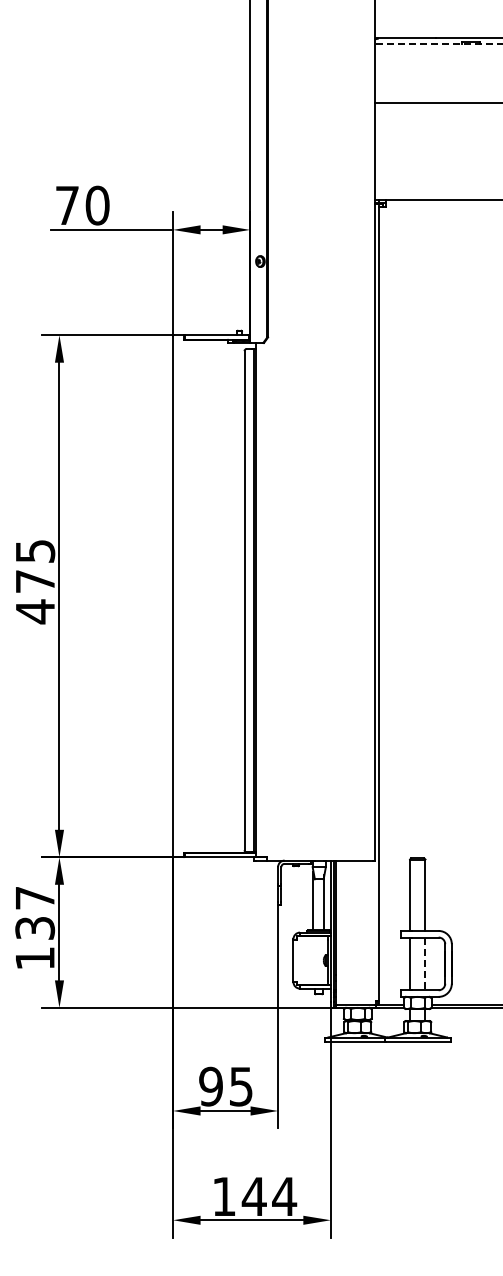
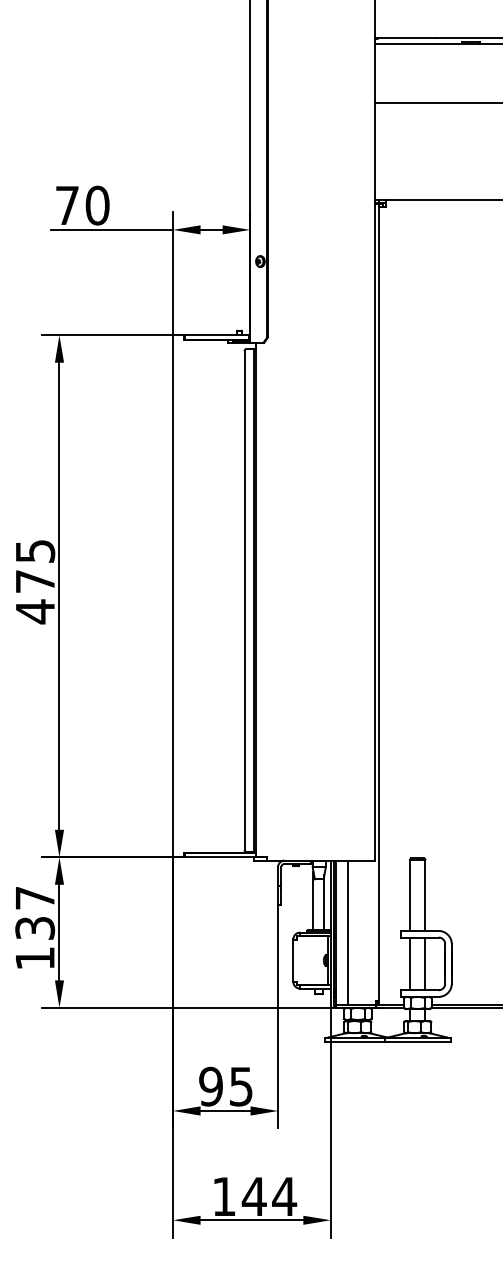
line: dashed -> solid (438, 43)
line: none -> present (348, 932)
line: dashed -> solid (425, 964)
